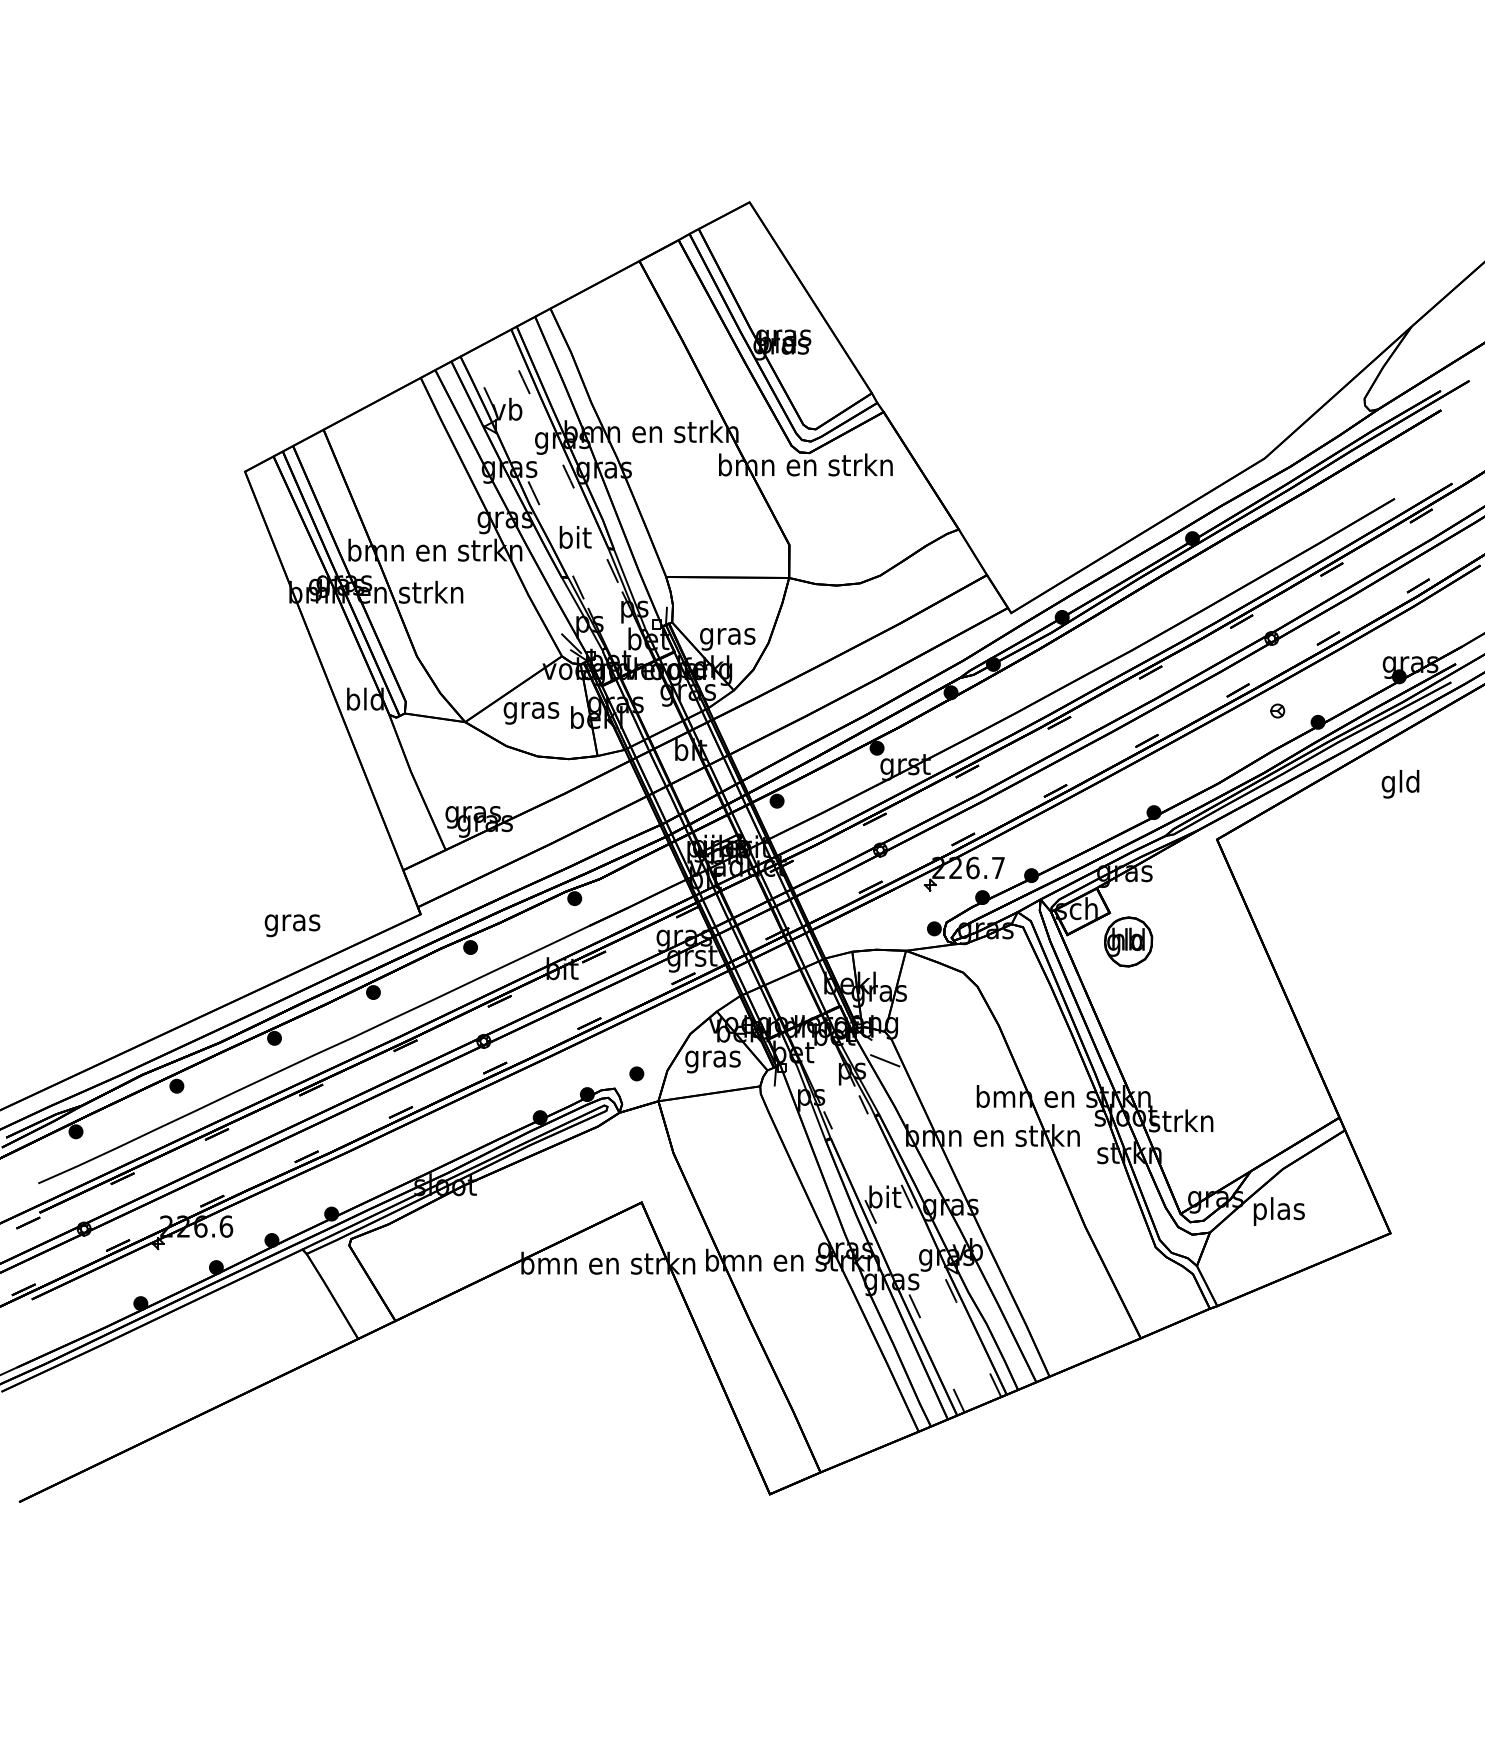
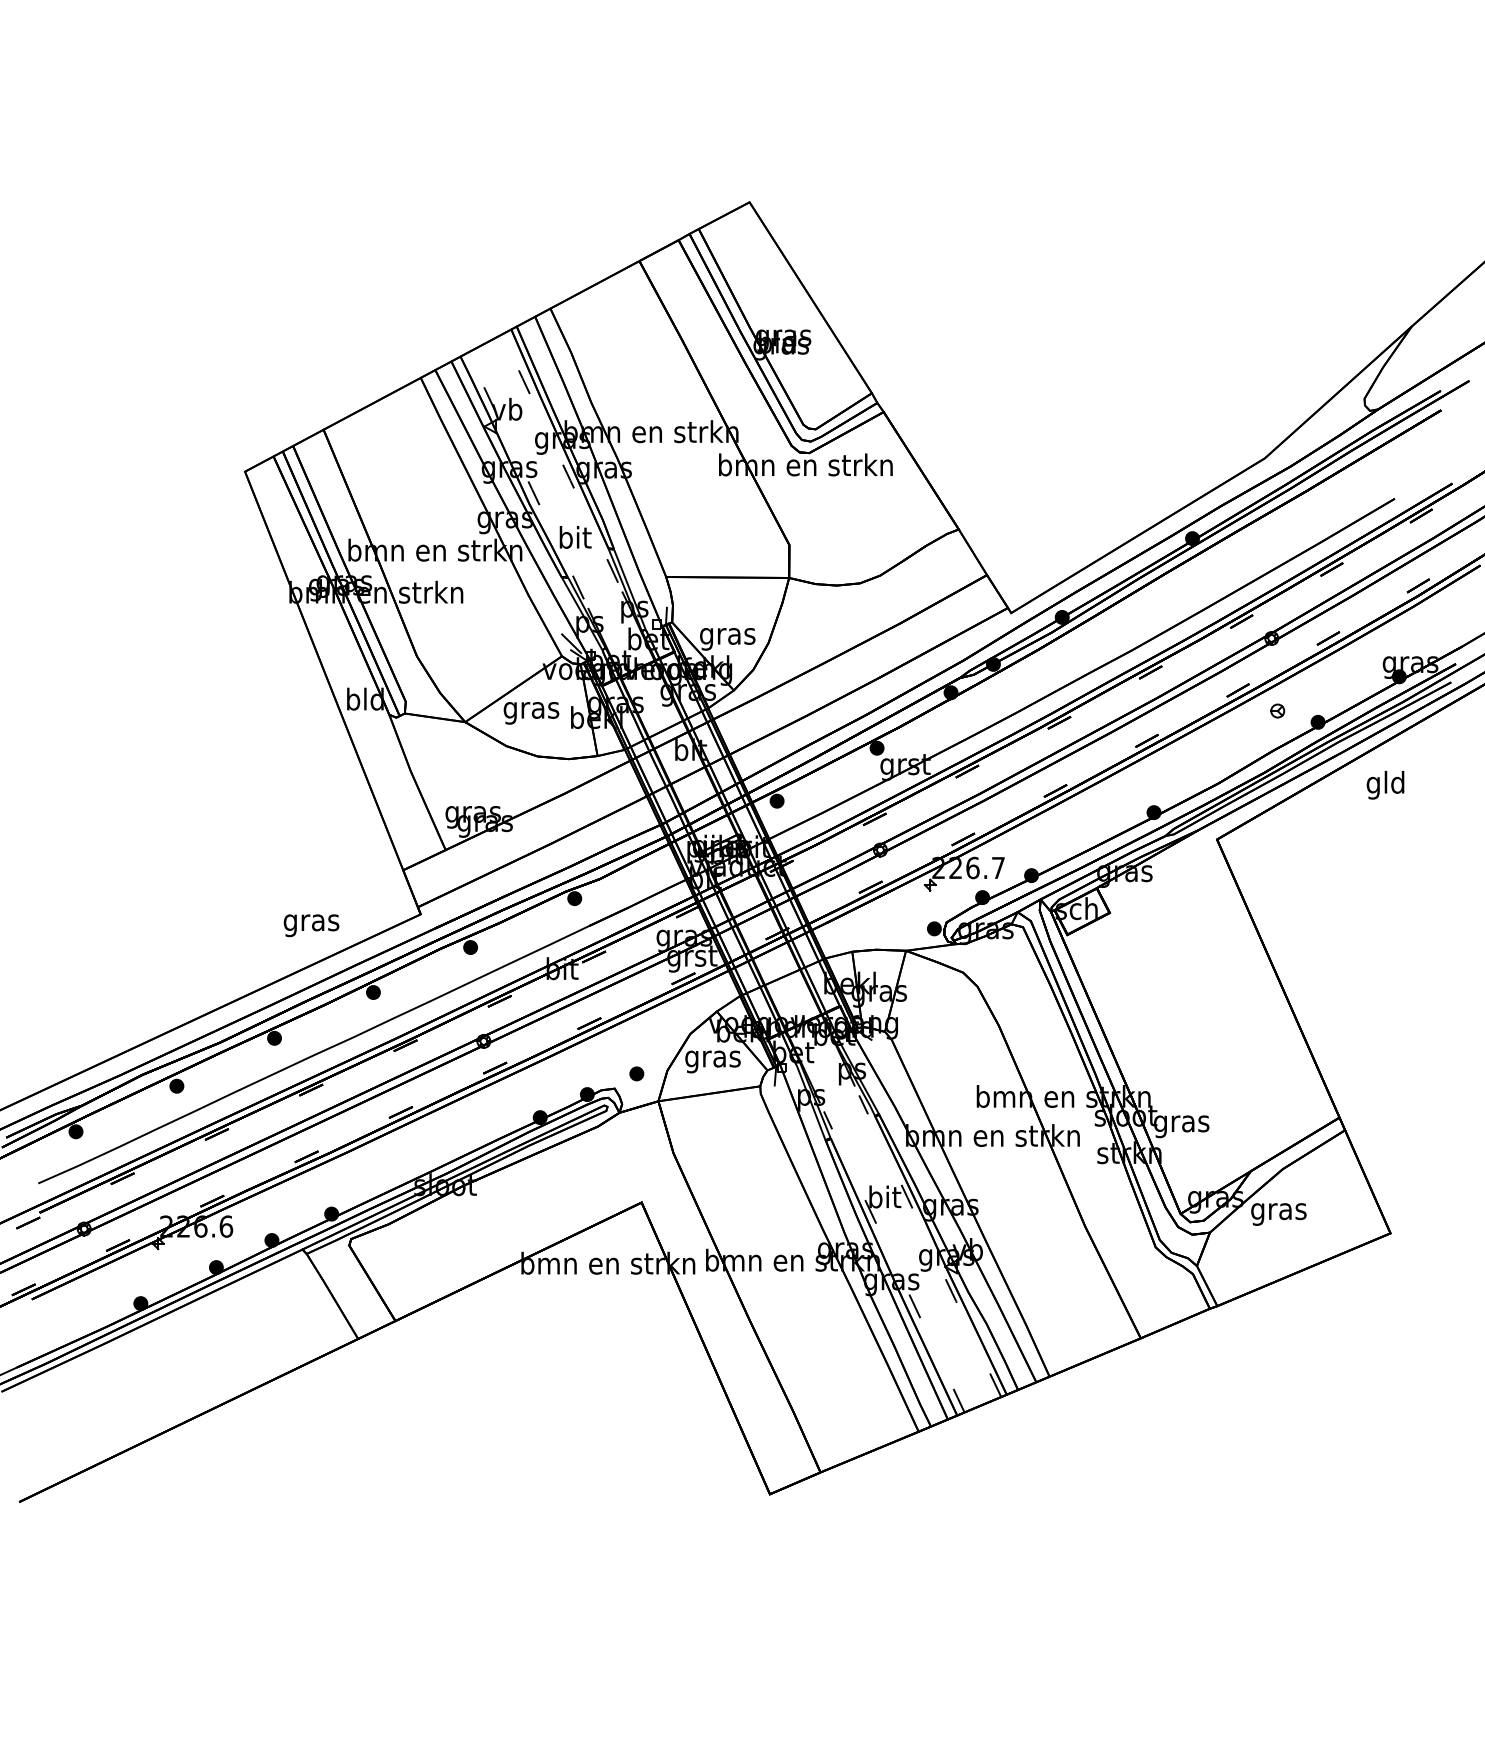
text position: (1400, 784) -> (1385, 785) (1385, 785)
text position: (292, 925) -> (311, 925) (311, 925)
part: present -> none (1128, 941)
line: present -> none (885, 1060)
text: strkn -> gras (1181, 1123)
text: plas -> gras (1278, 1211)
